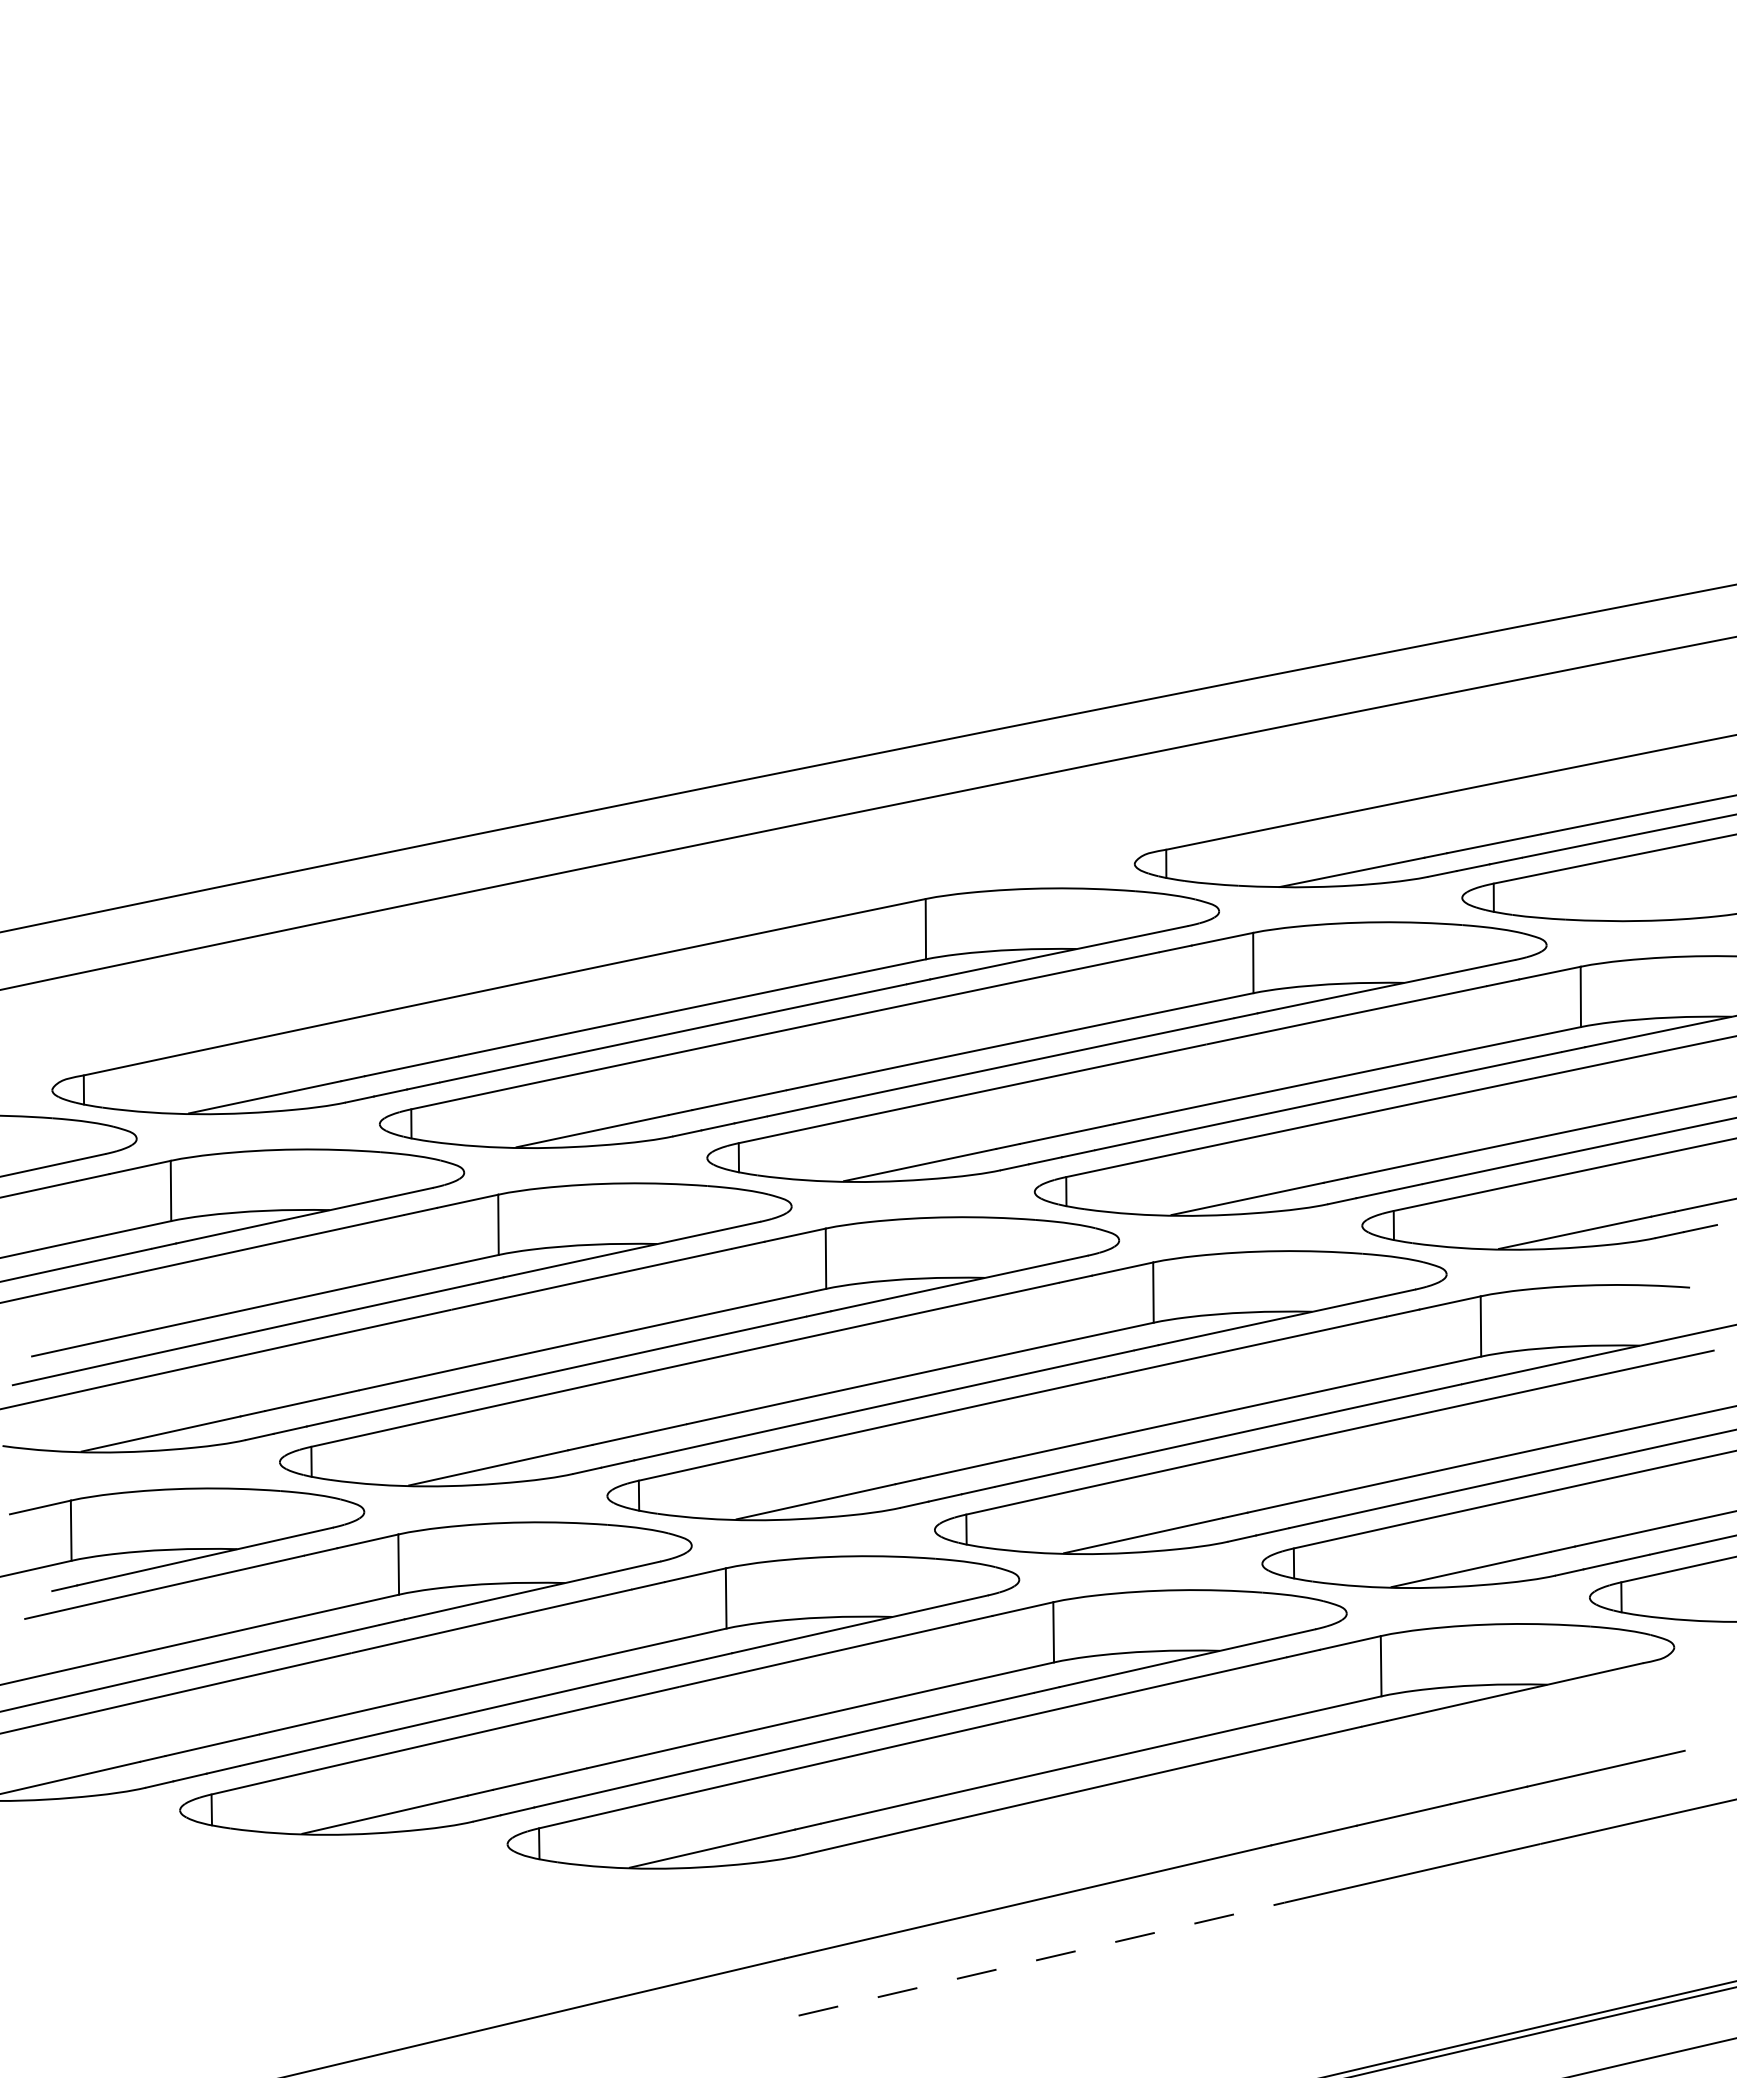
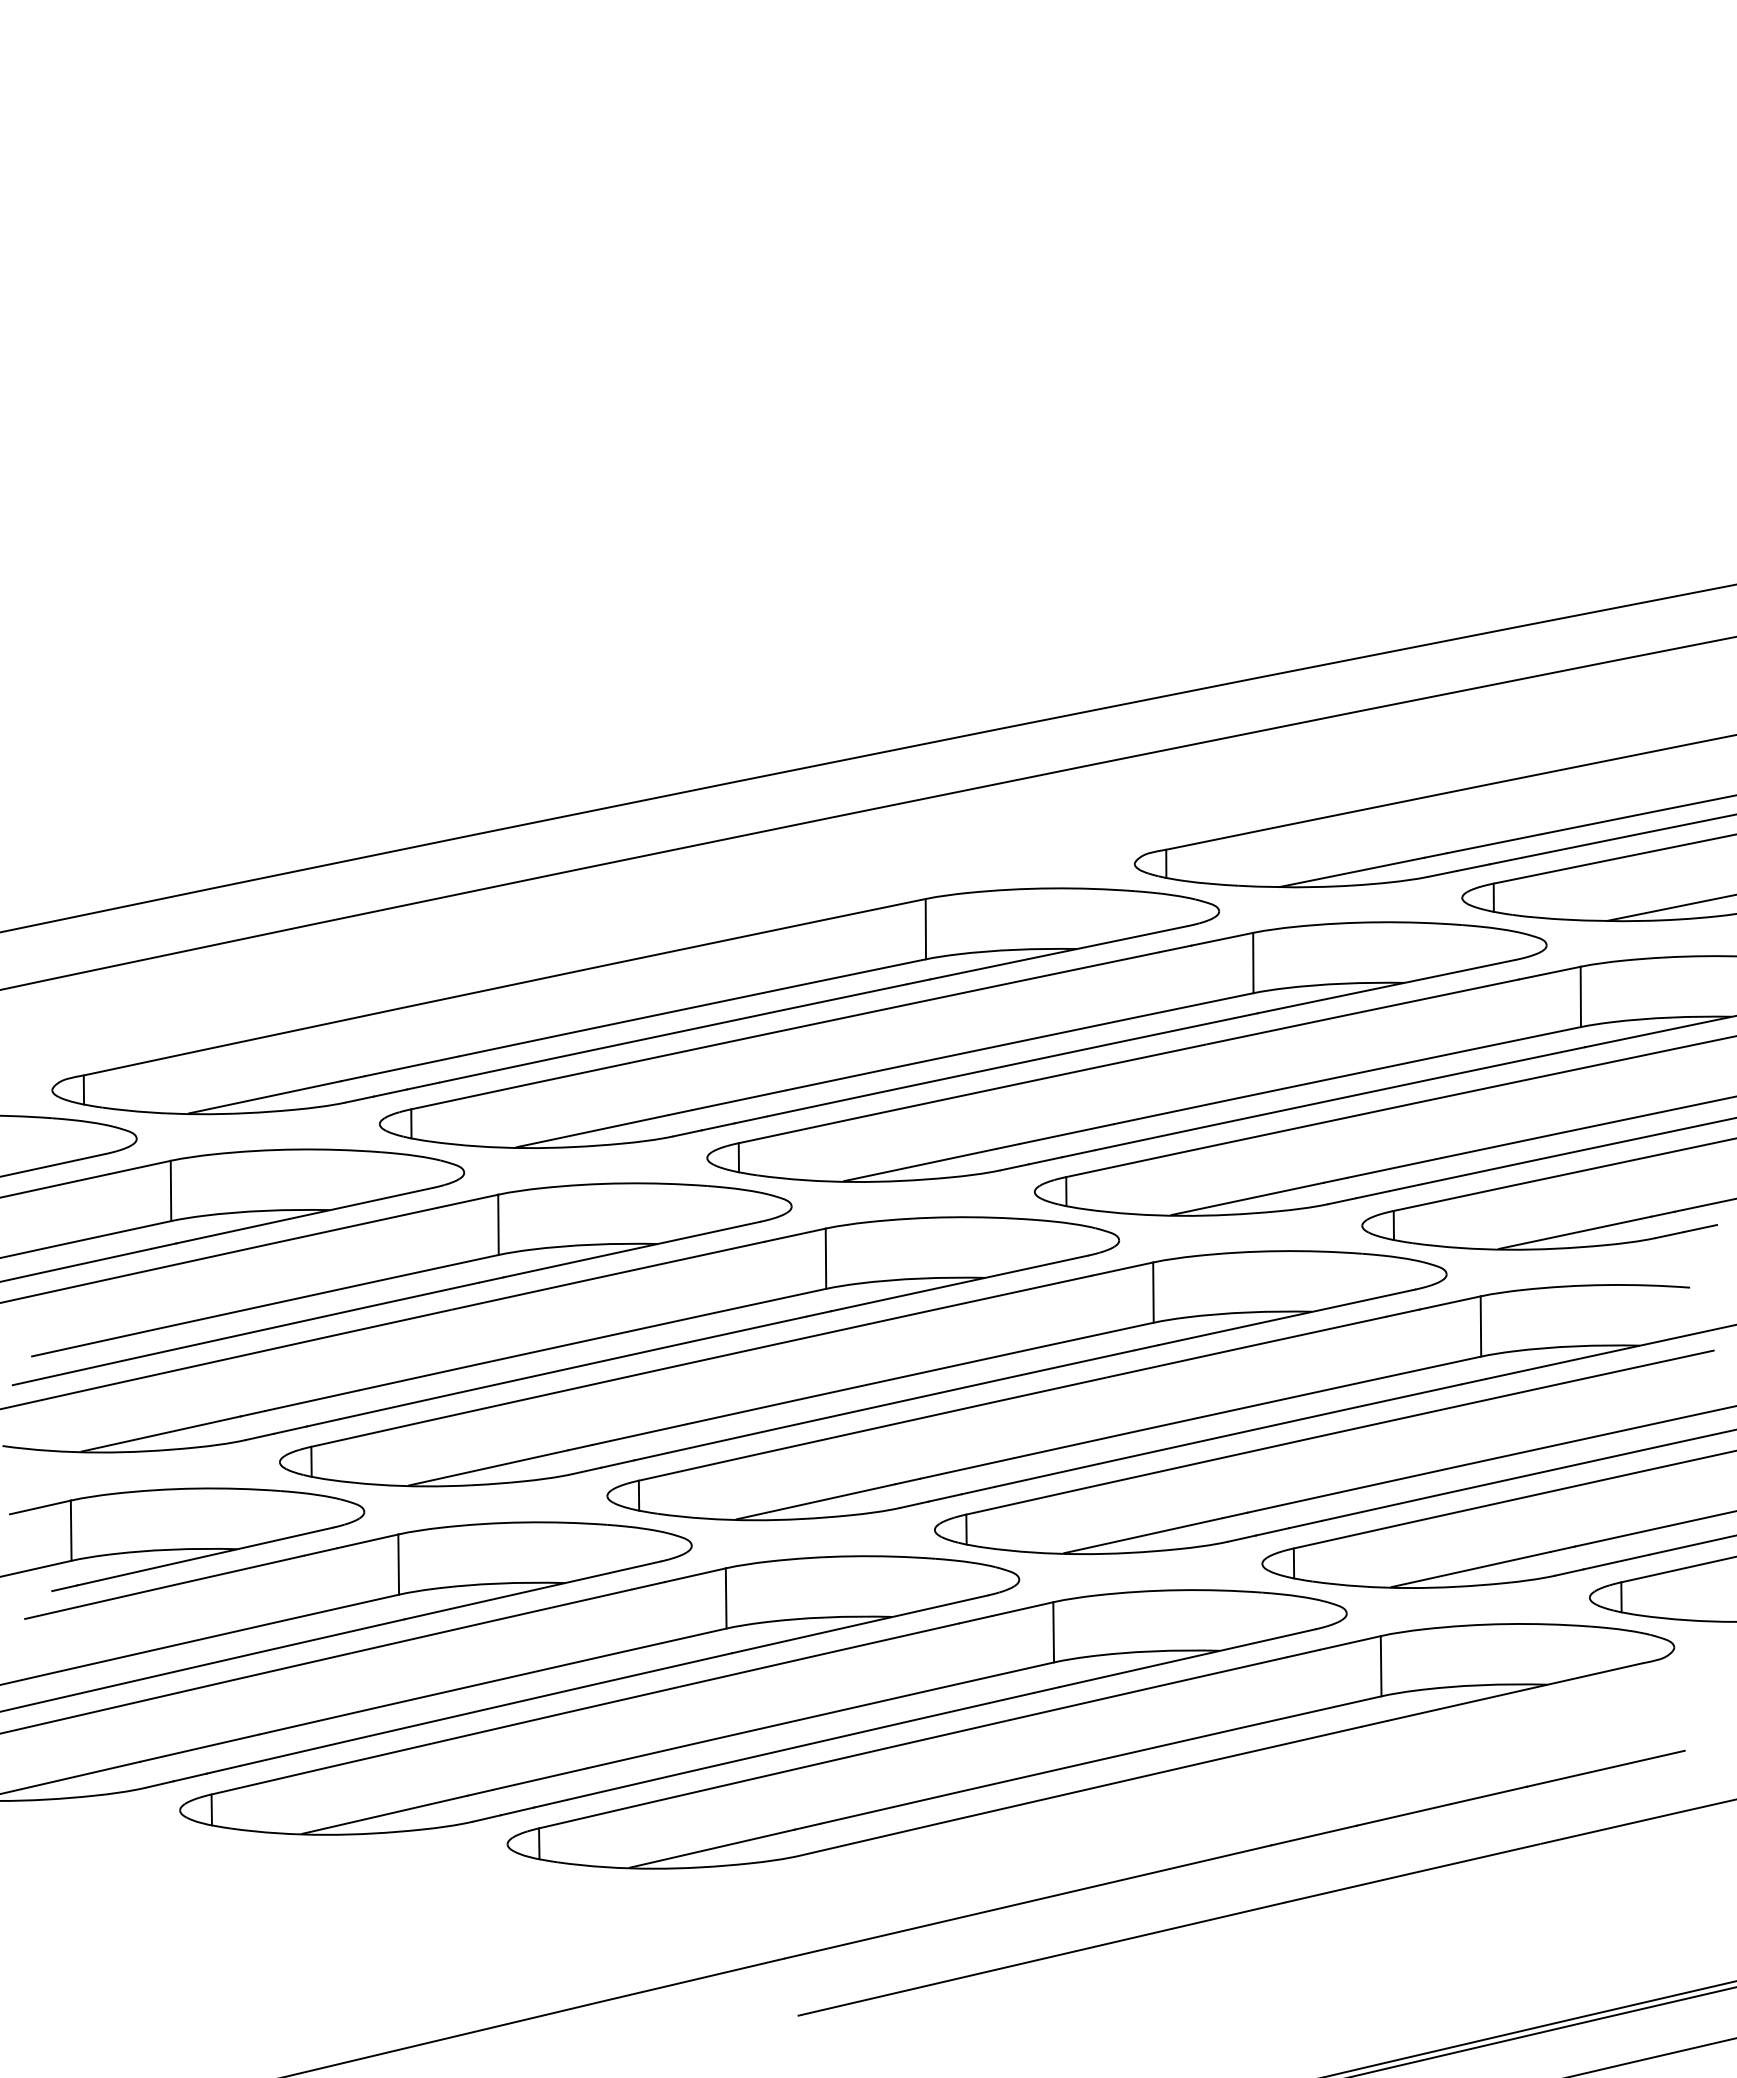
line: none -> present (1670, 907)
line: dashed -> solid (1042, 1959)
